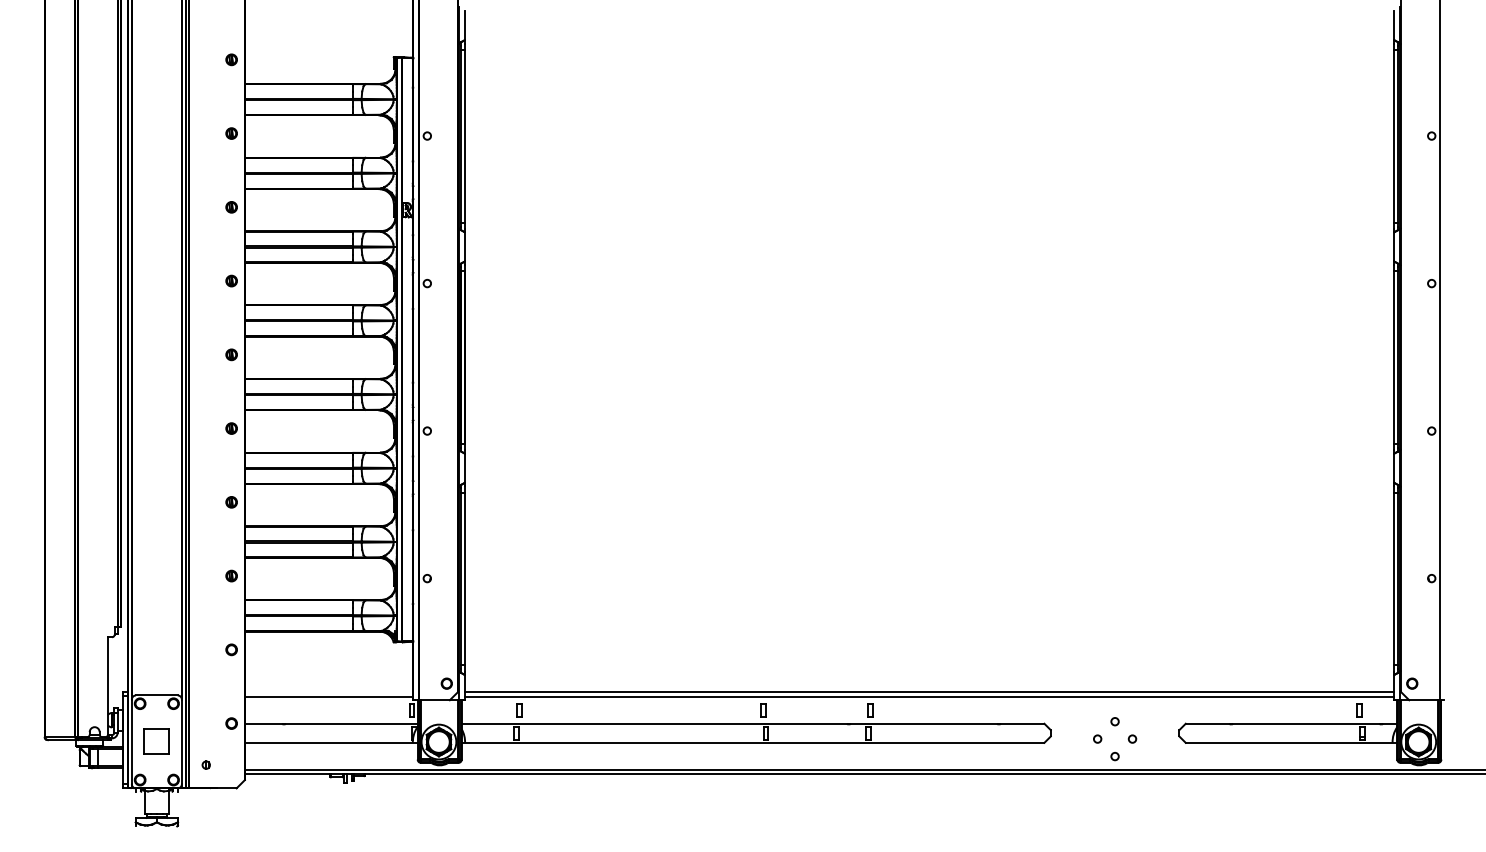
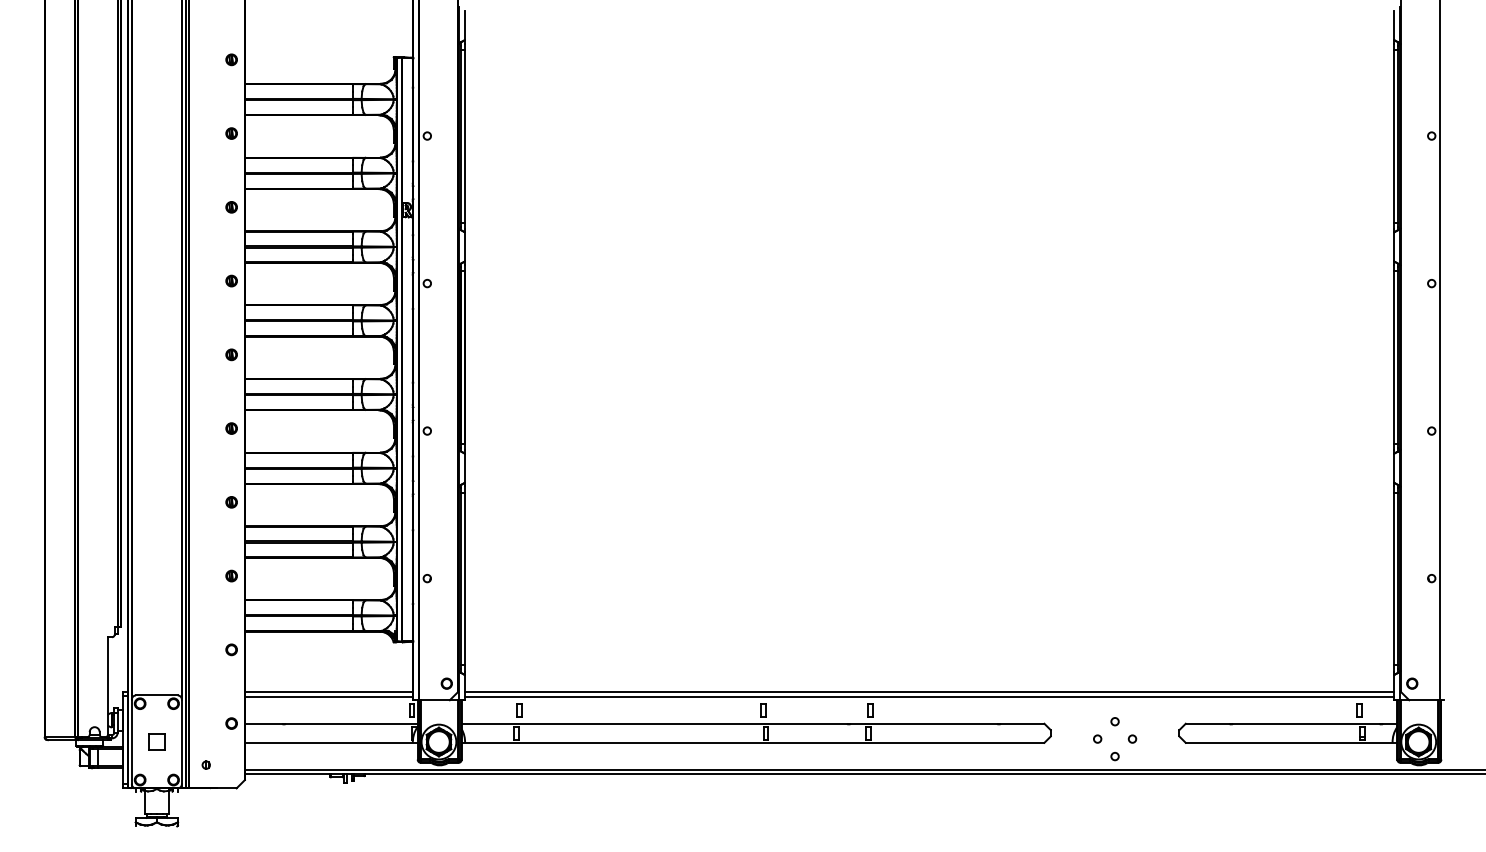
line: none -> present (328, 692)
part size: 27x27 px -> 18x18 px (156, 741)
